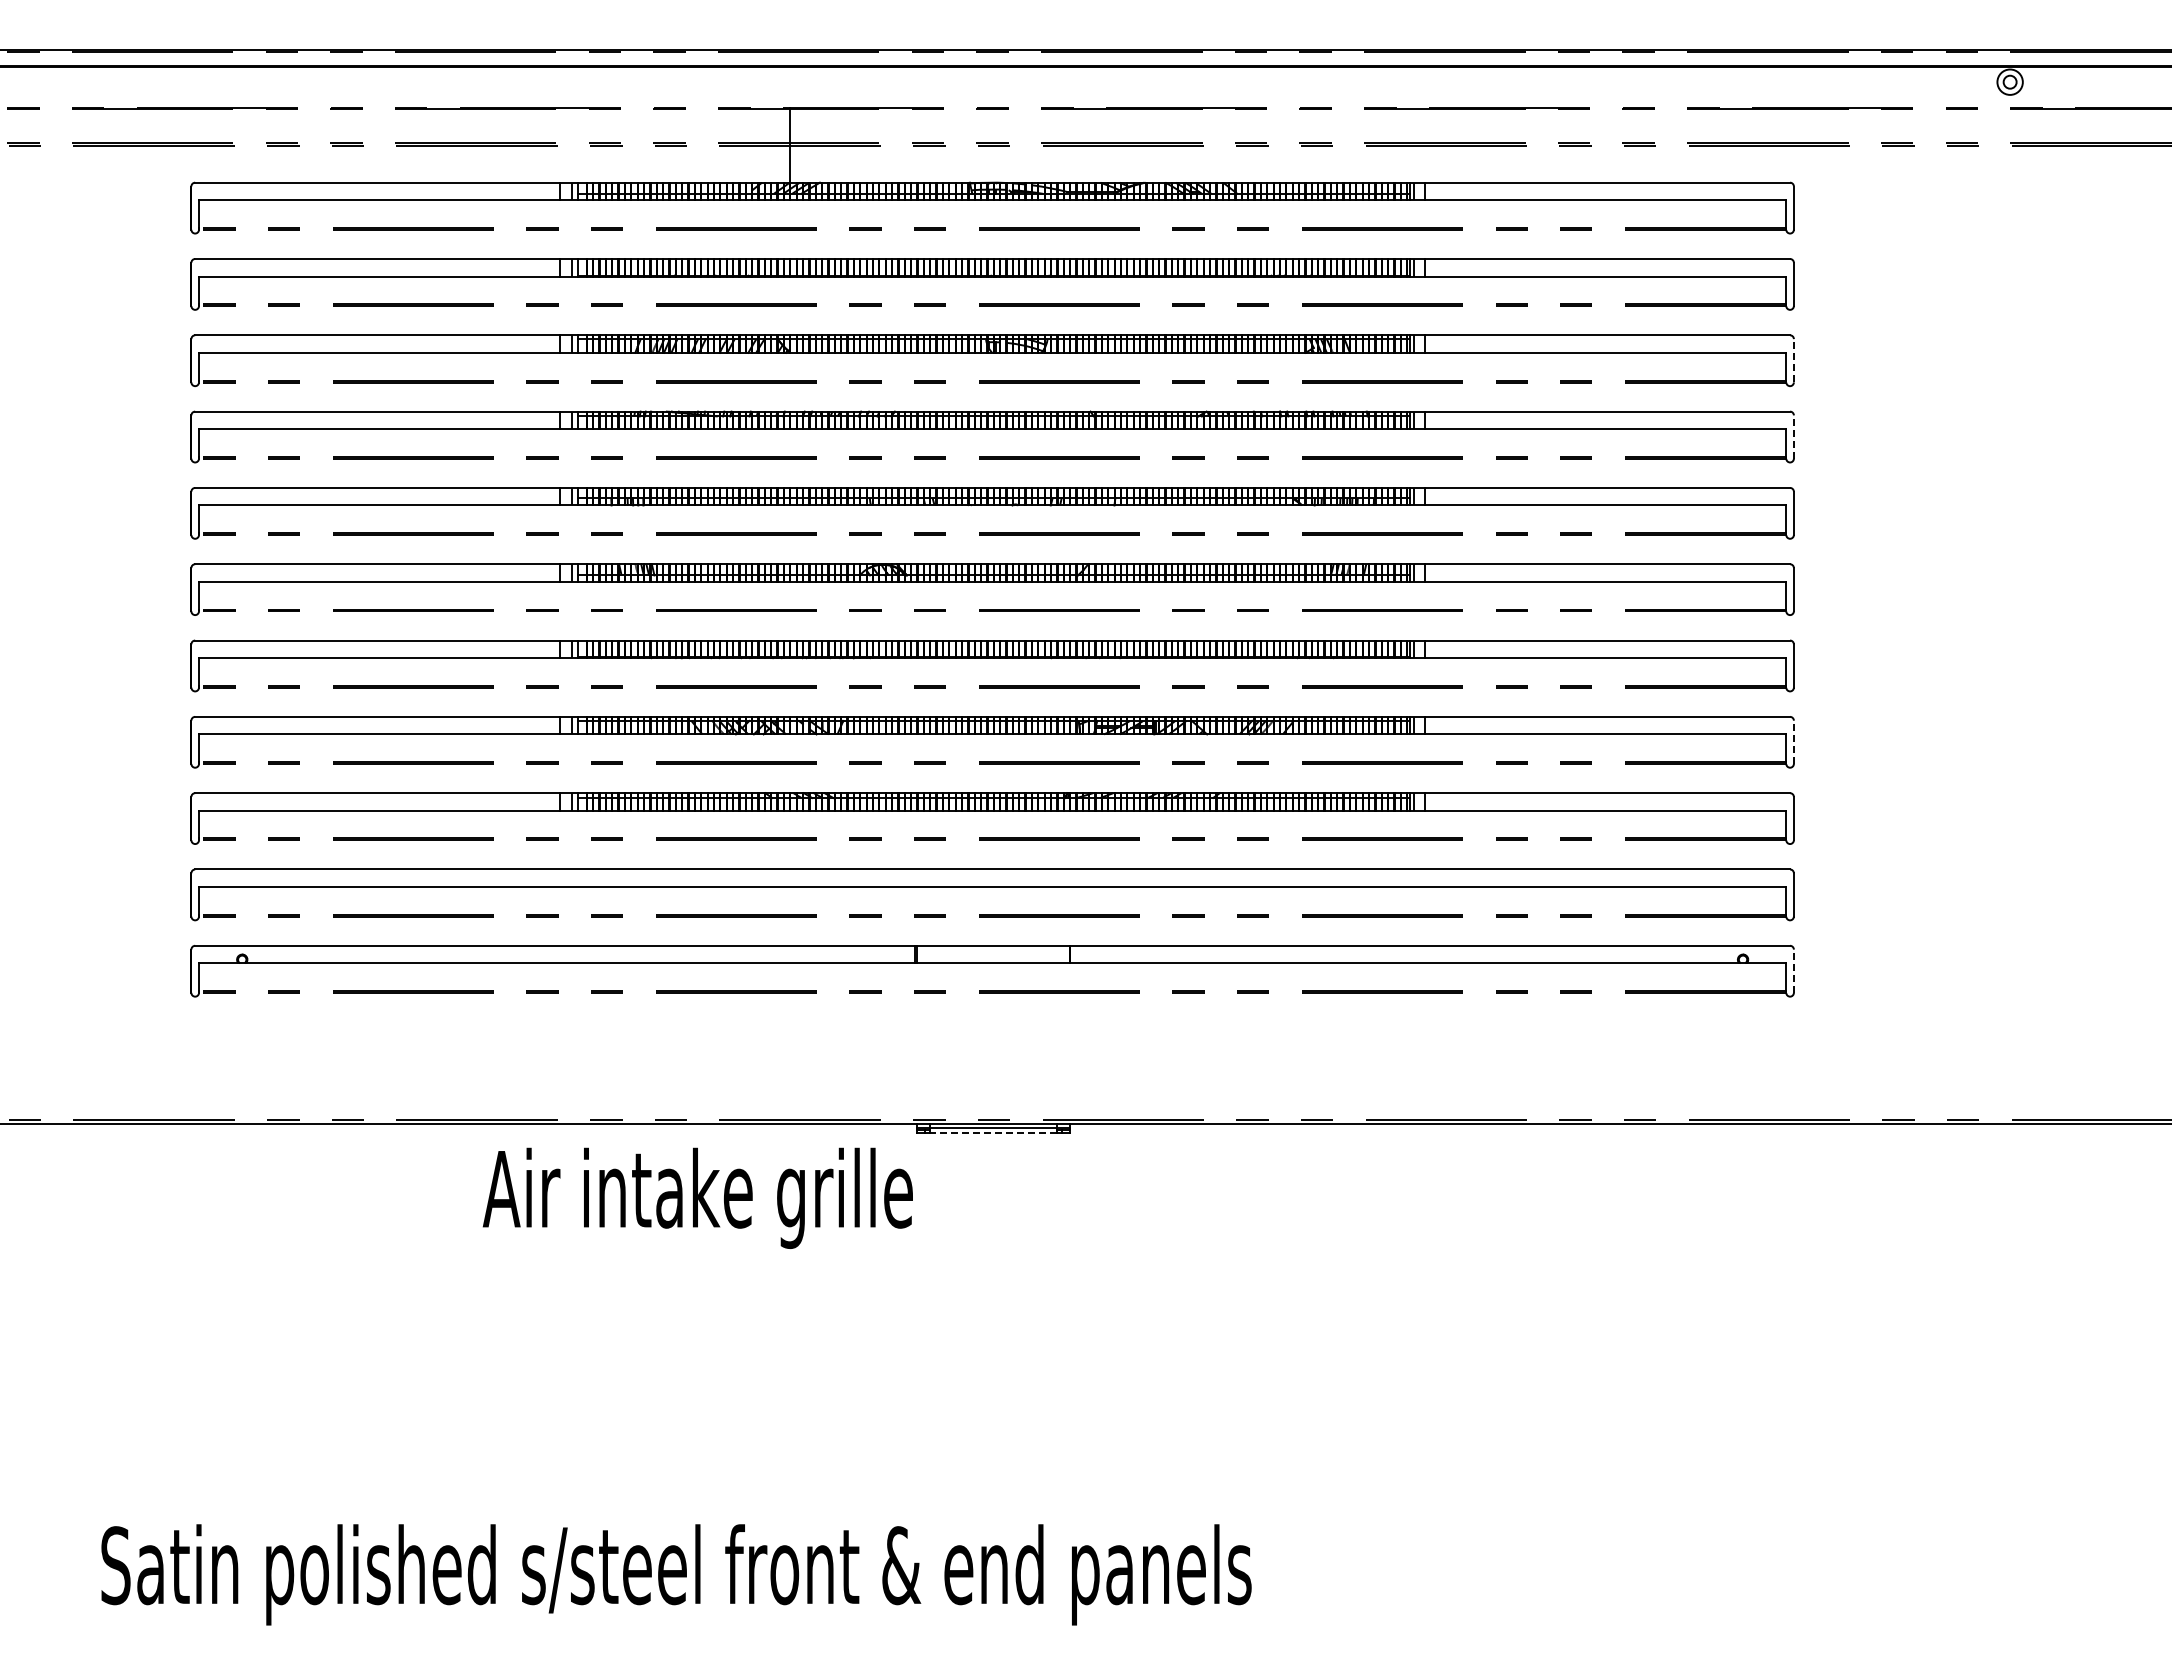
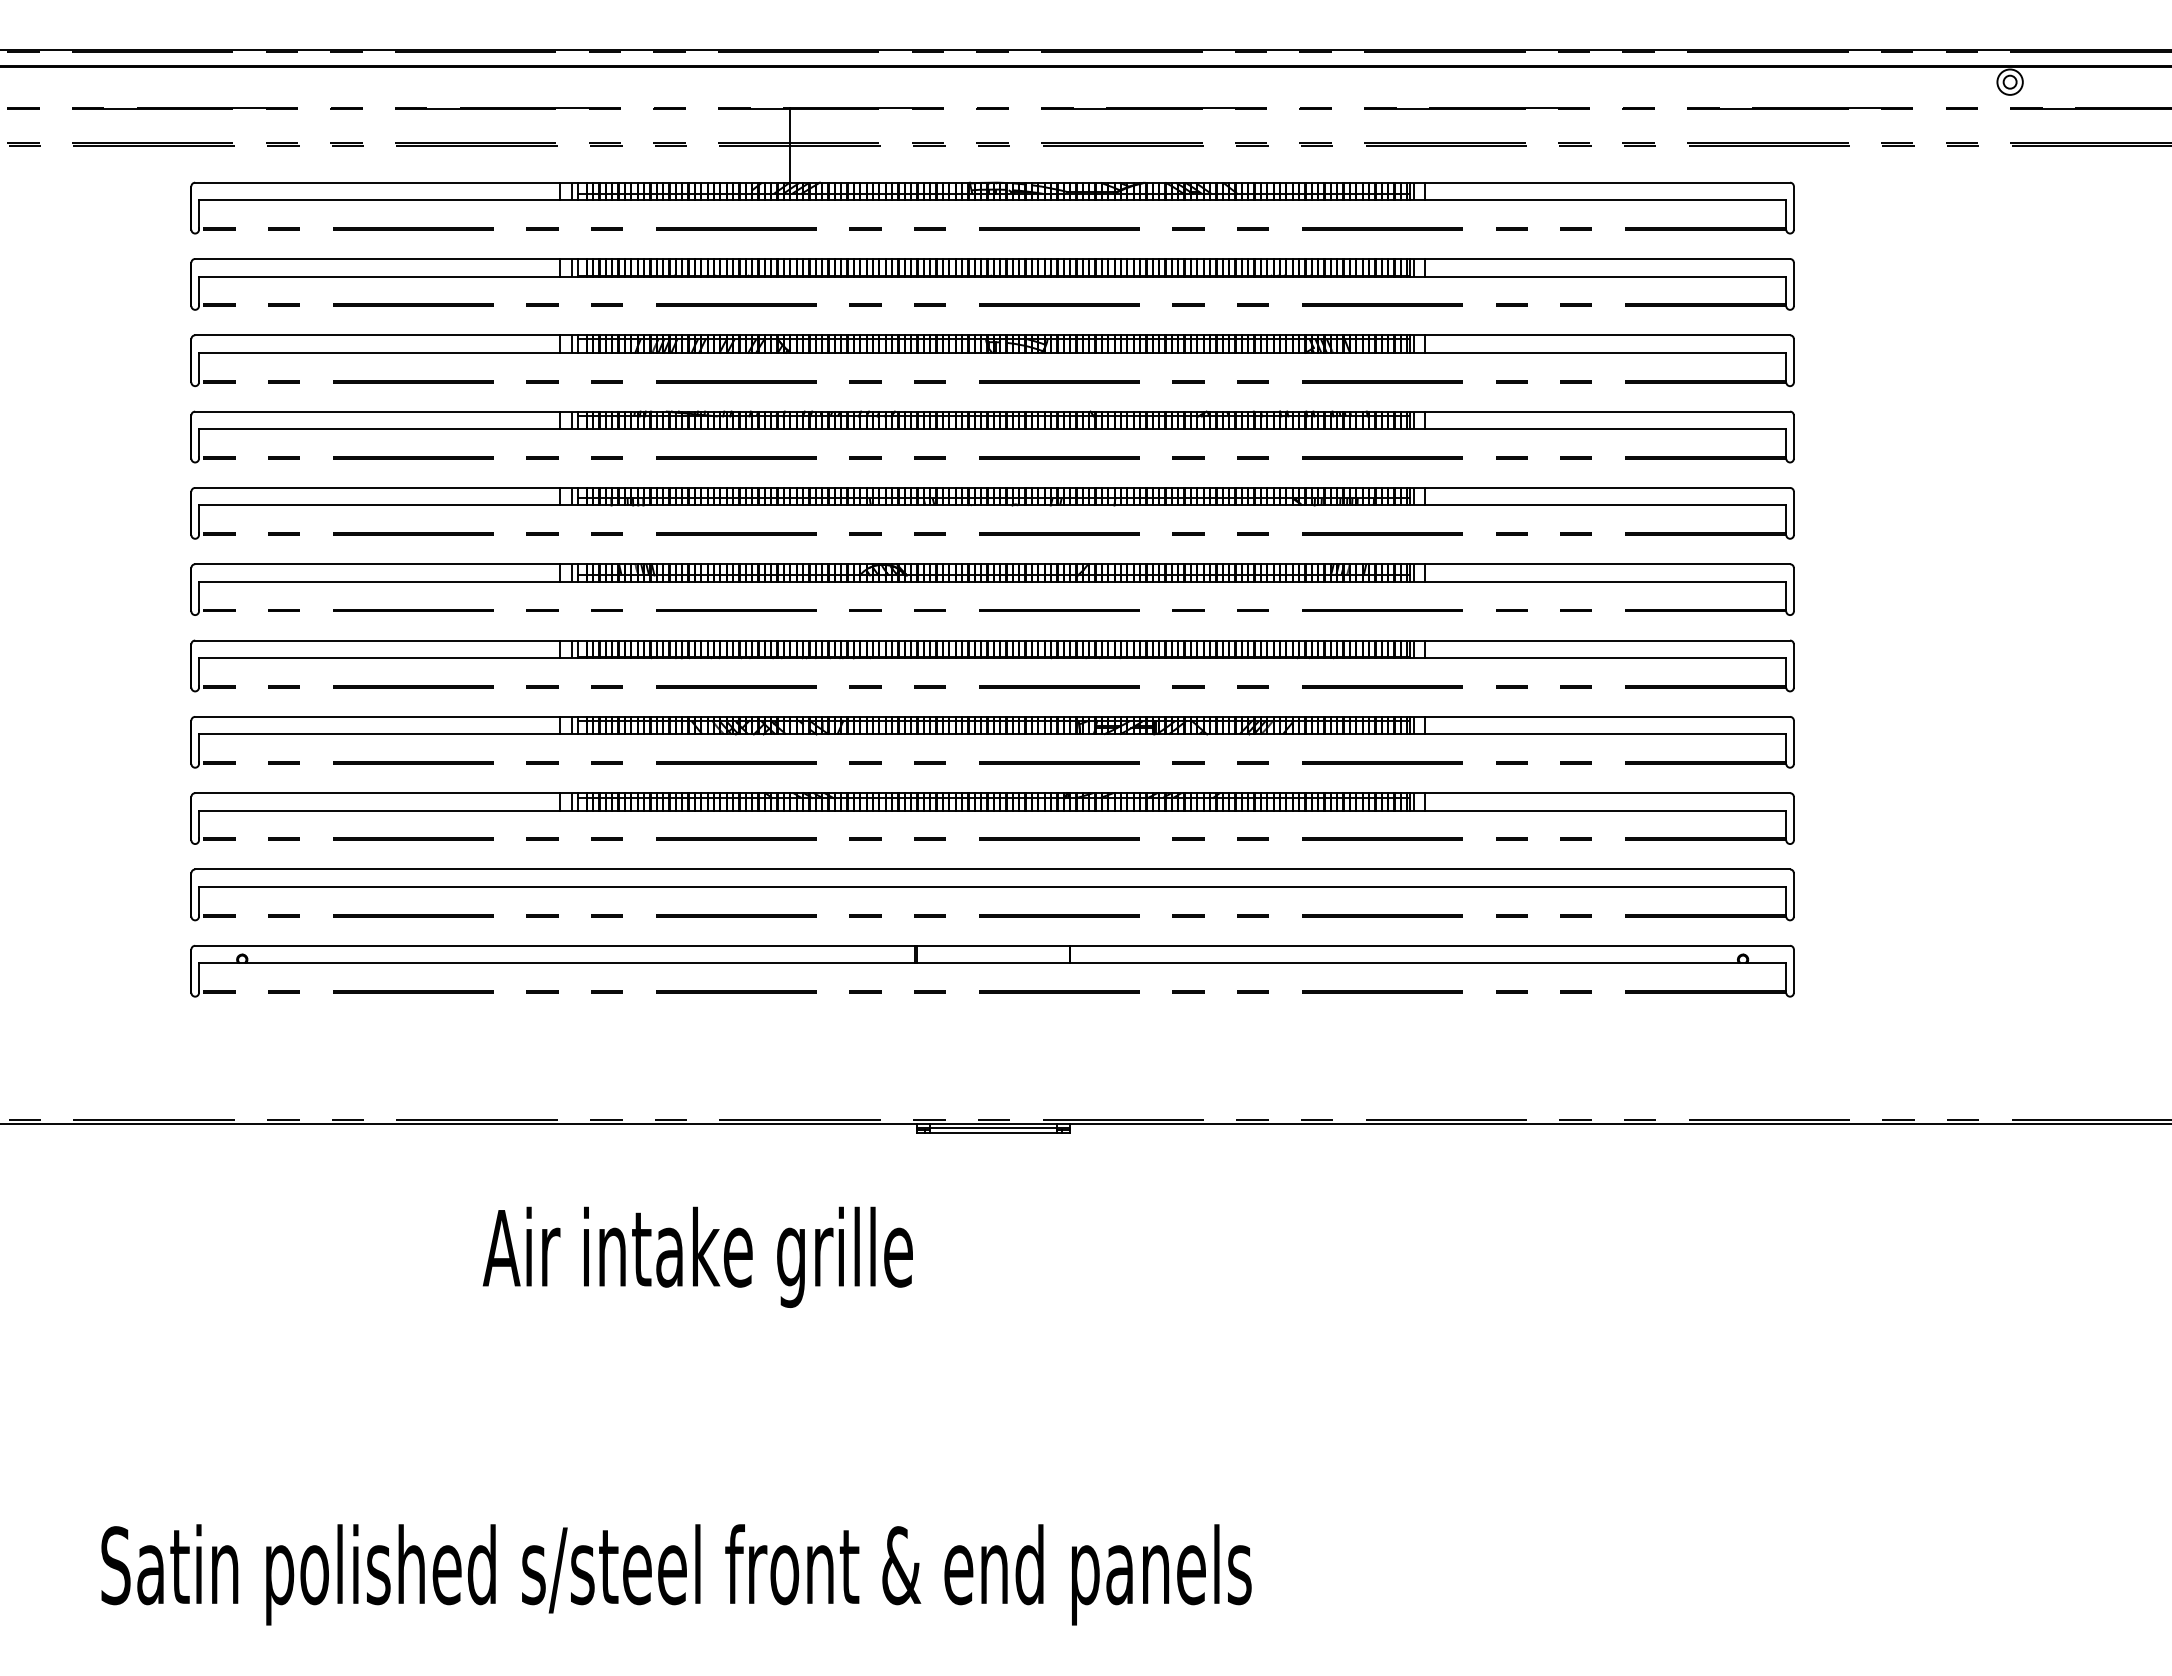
line: dashed -> solid (1793, 360)
line: dashed -> solid (1793, 437)
line: dashed -> solid (1793, 742)
line: dashed -> solid (1793, 971)
line: dashed -> solid (993, 1132)
text position: (697, 1197) -> (697, 1256) (697, 1256)
